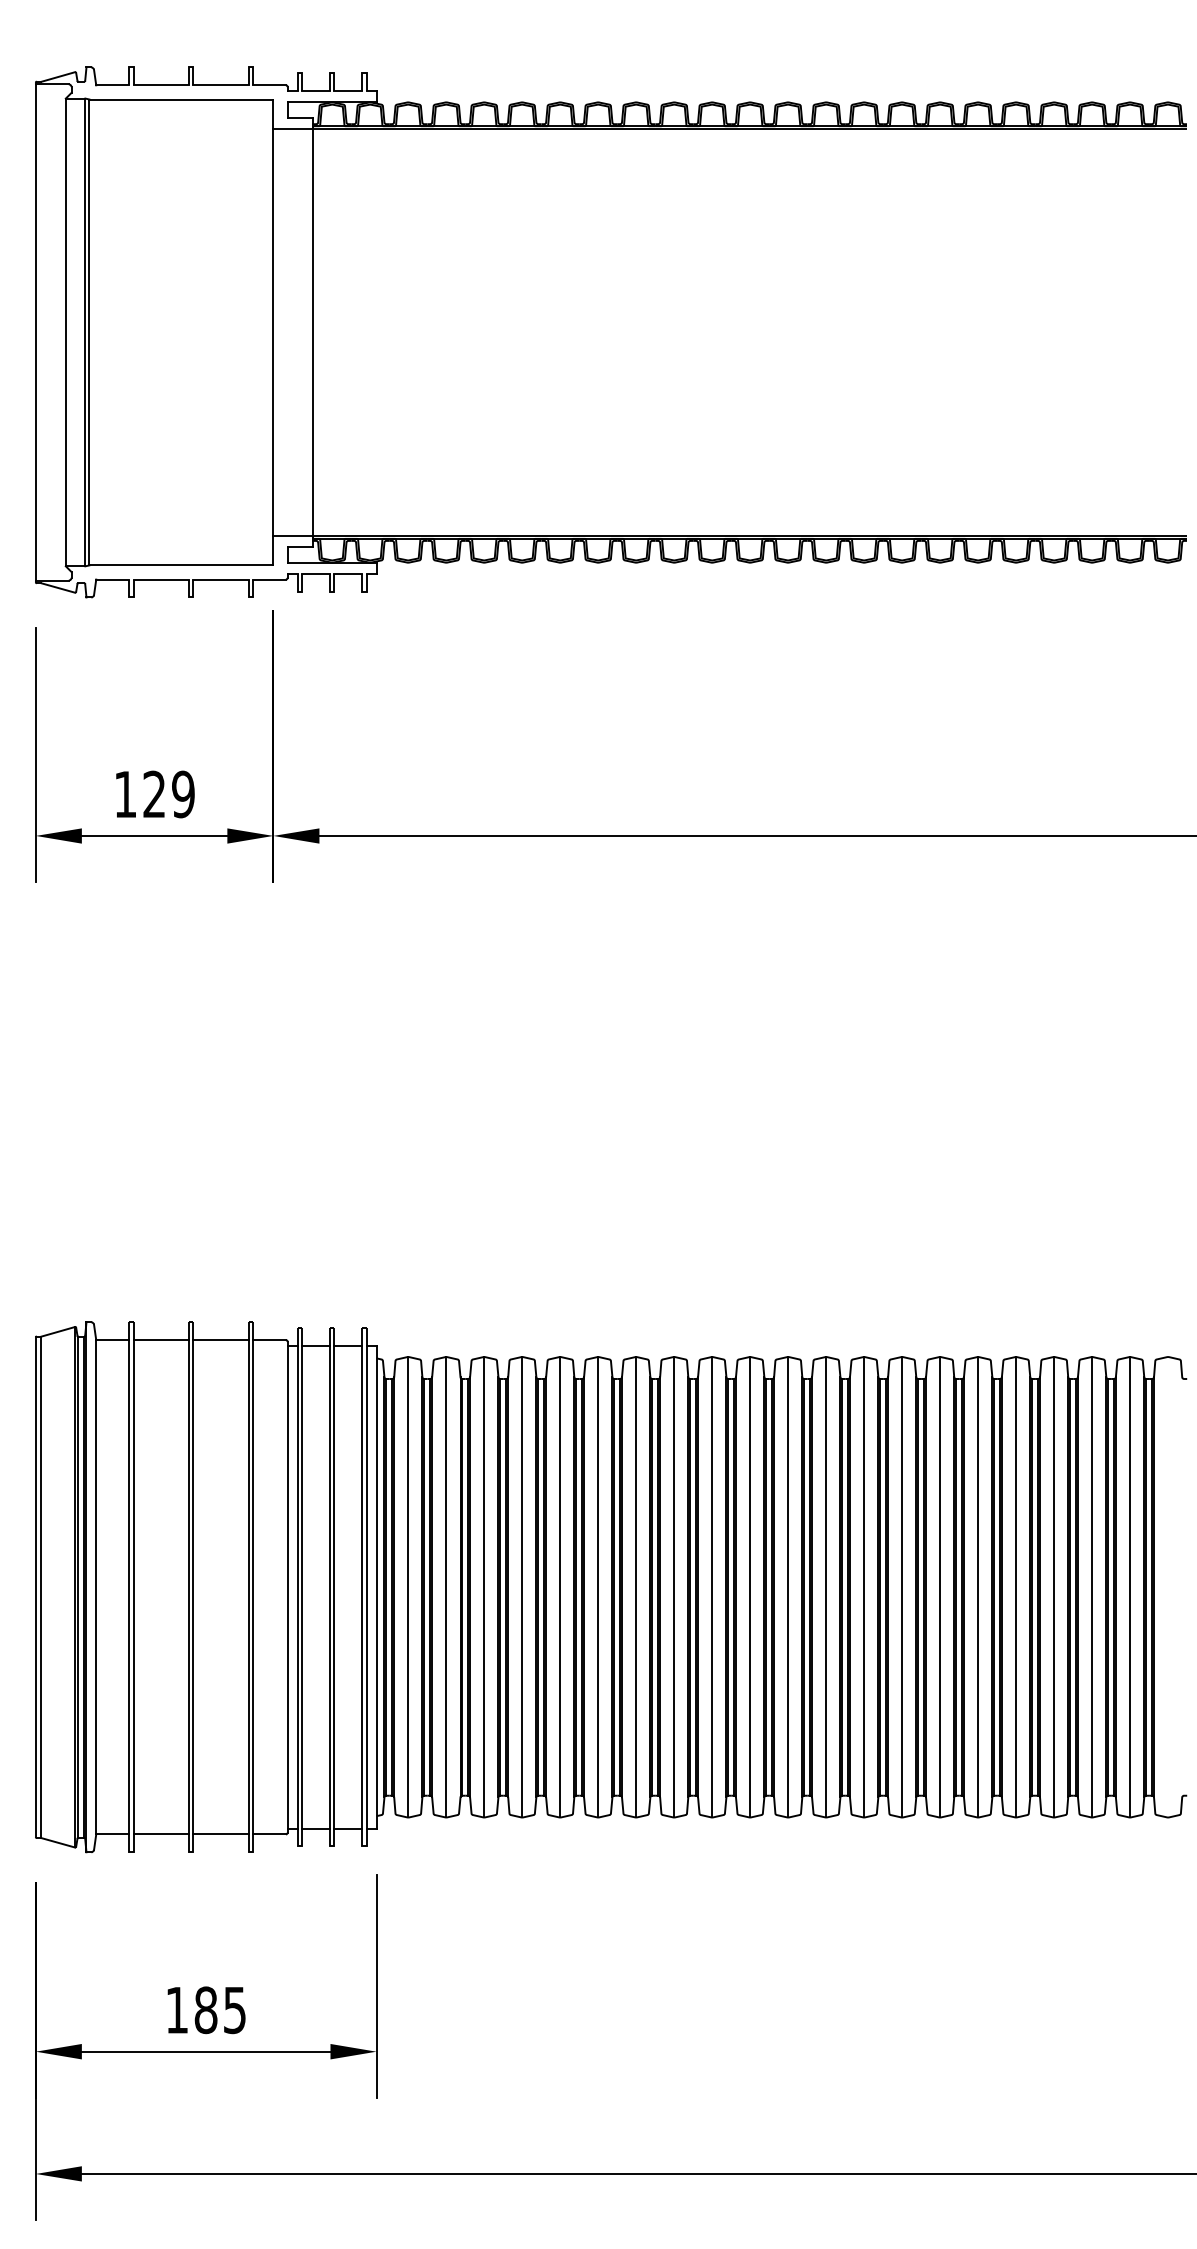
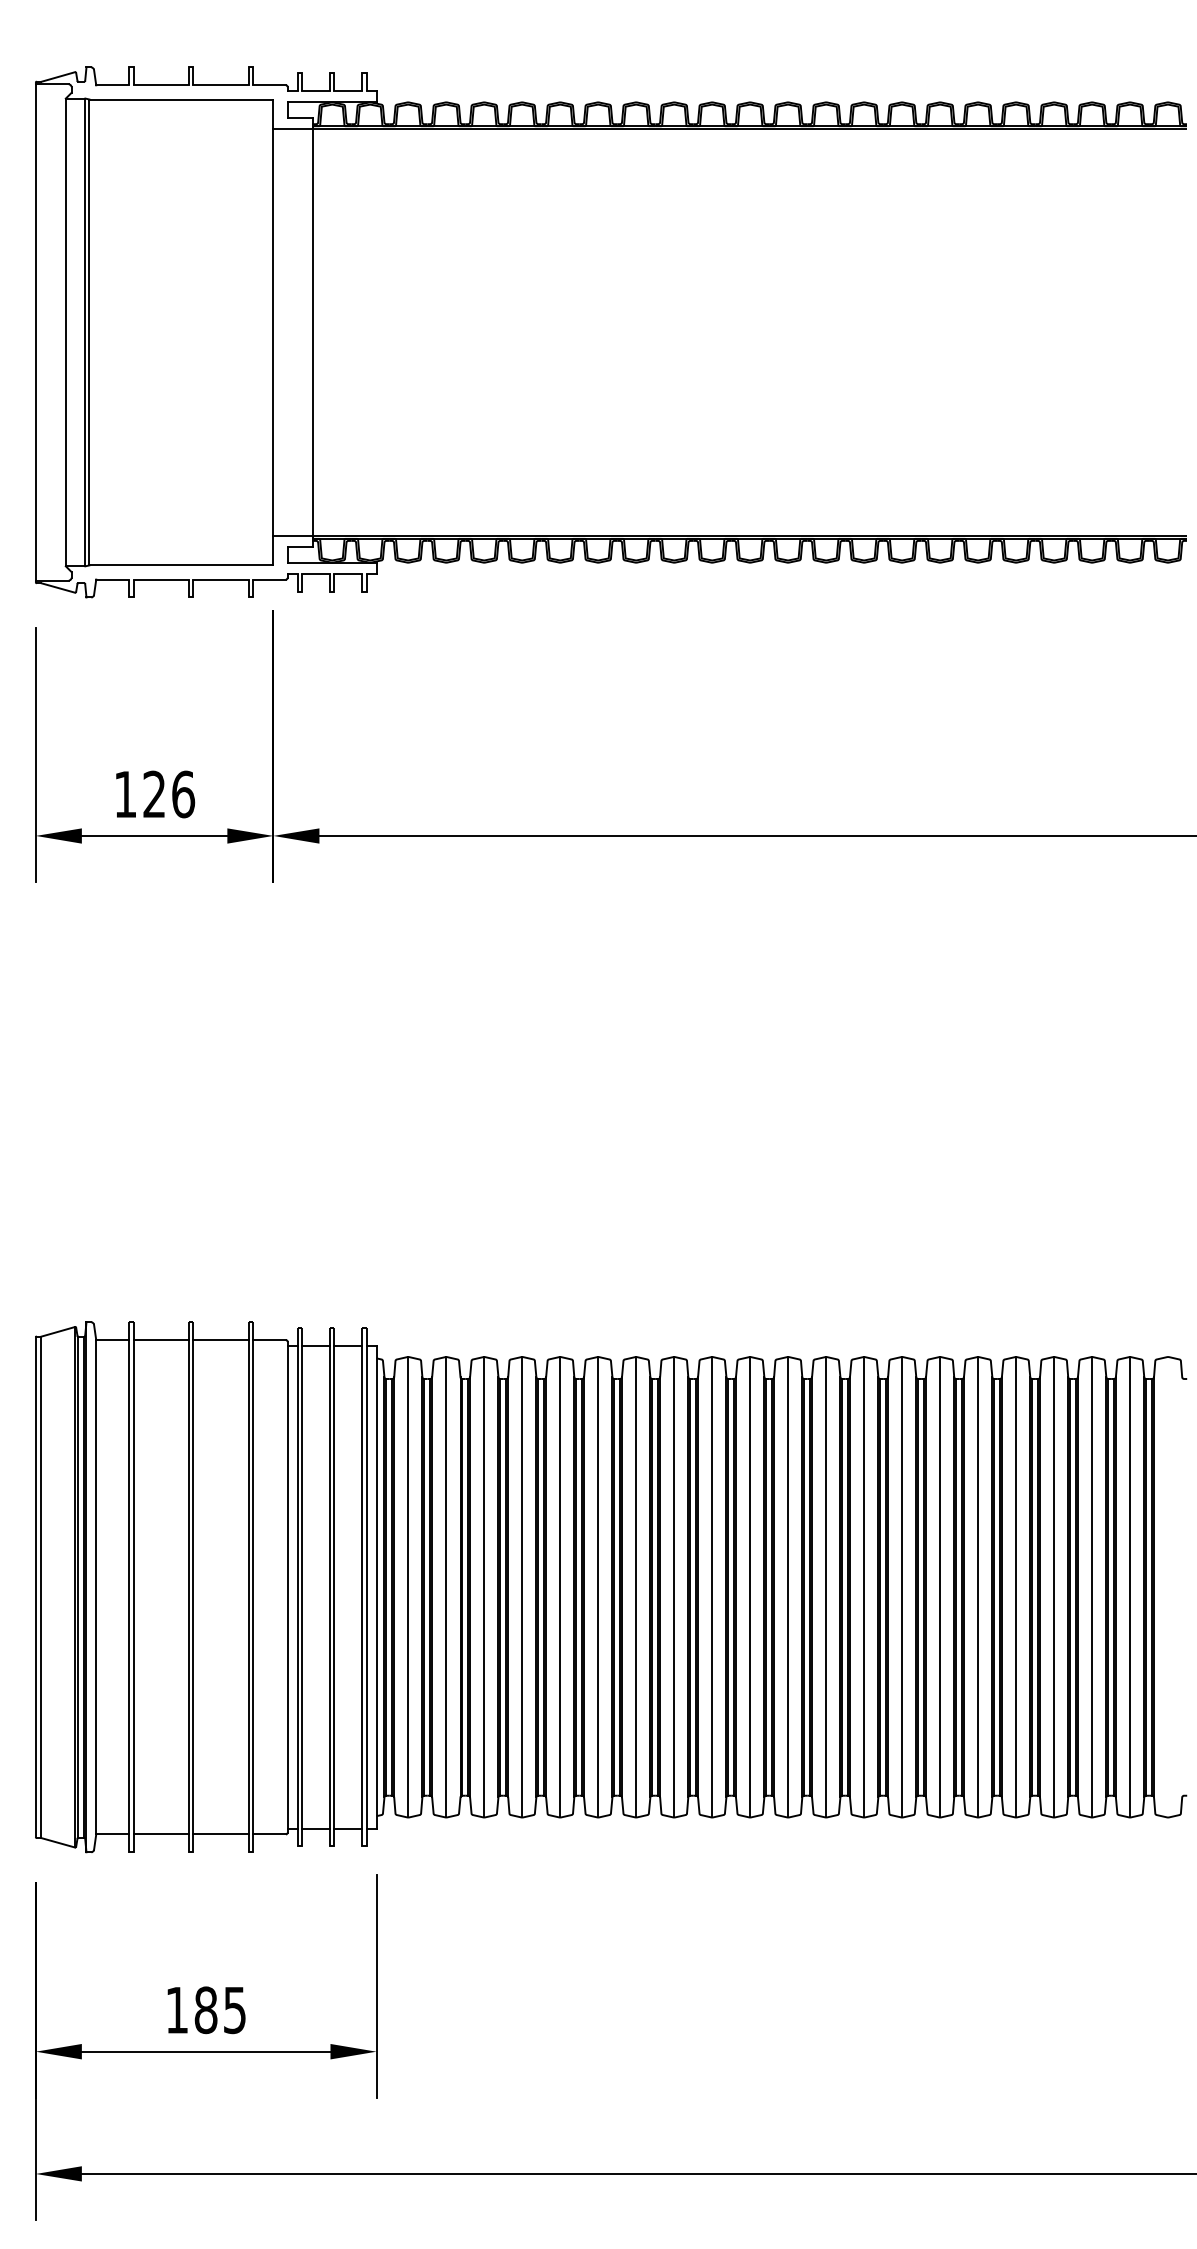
text: 129 -> 126 (183, 794)
